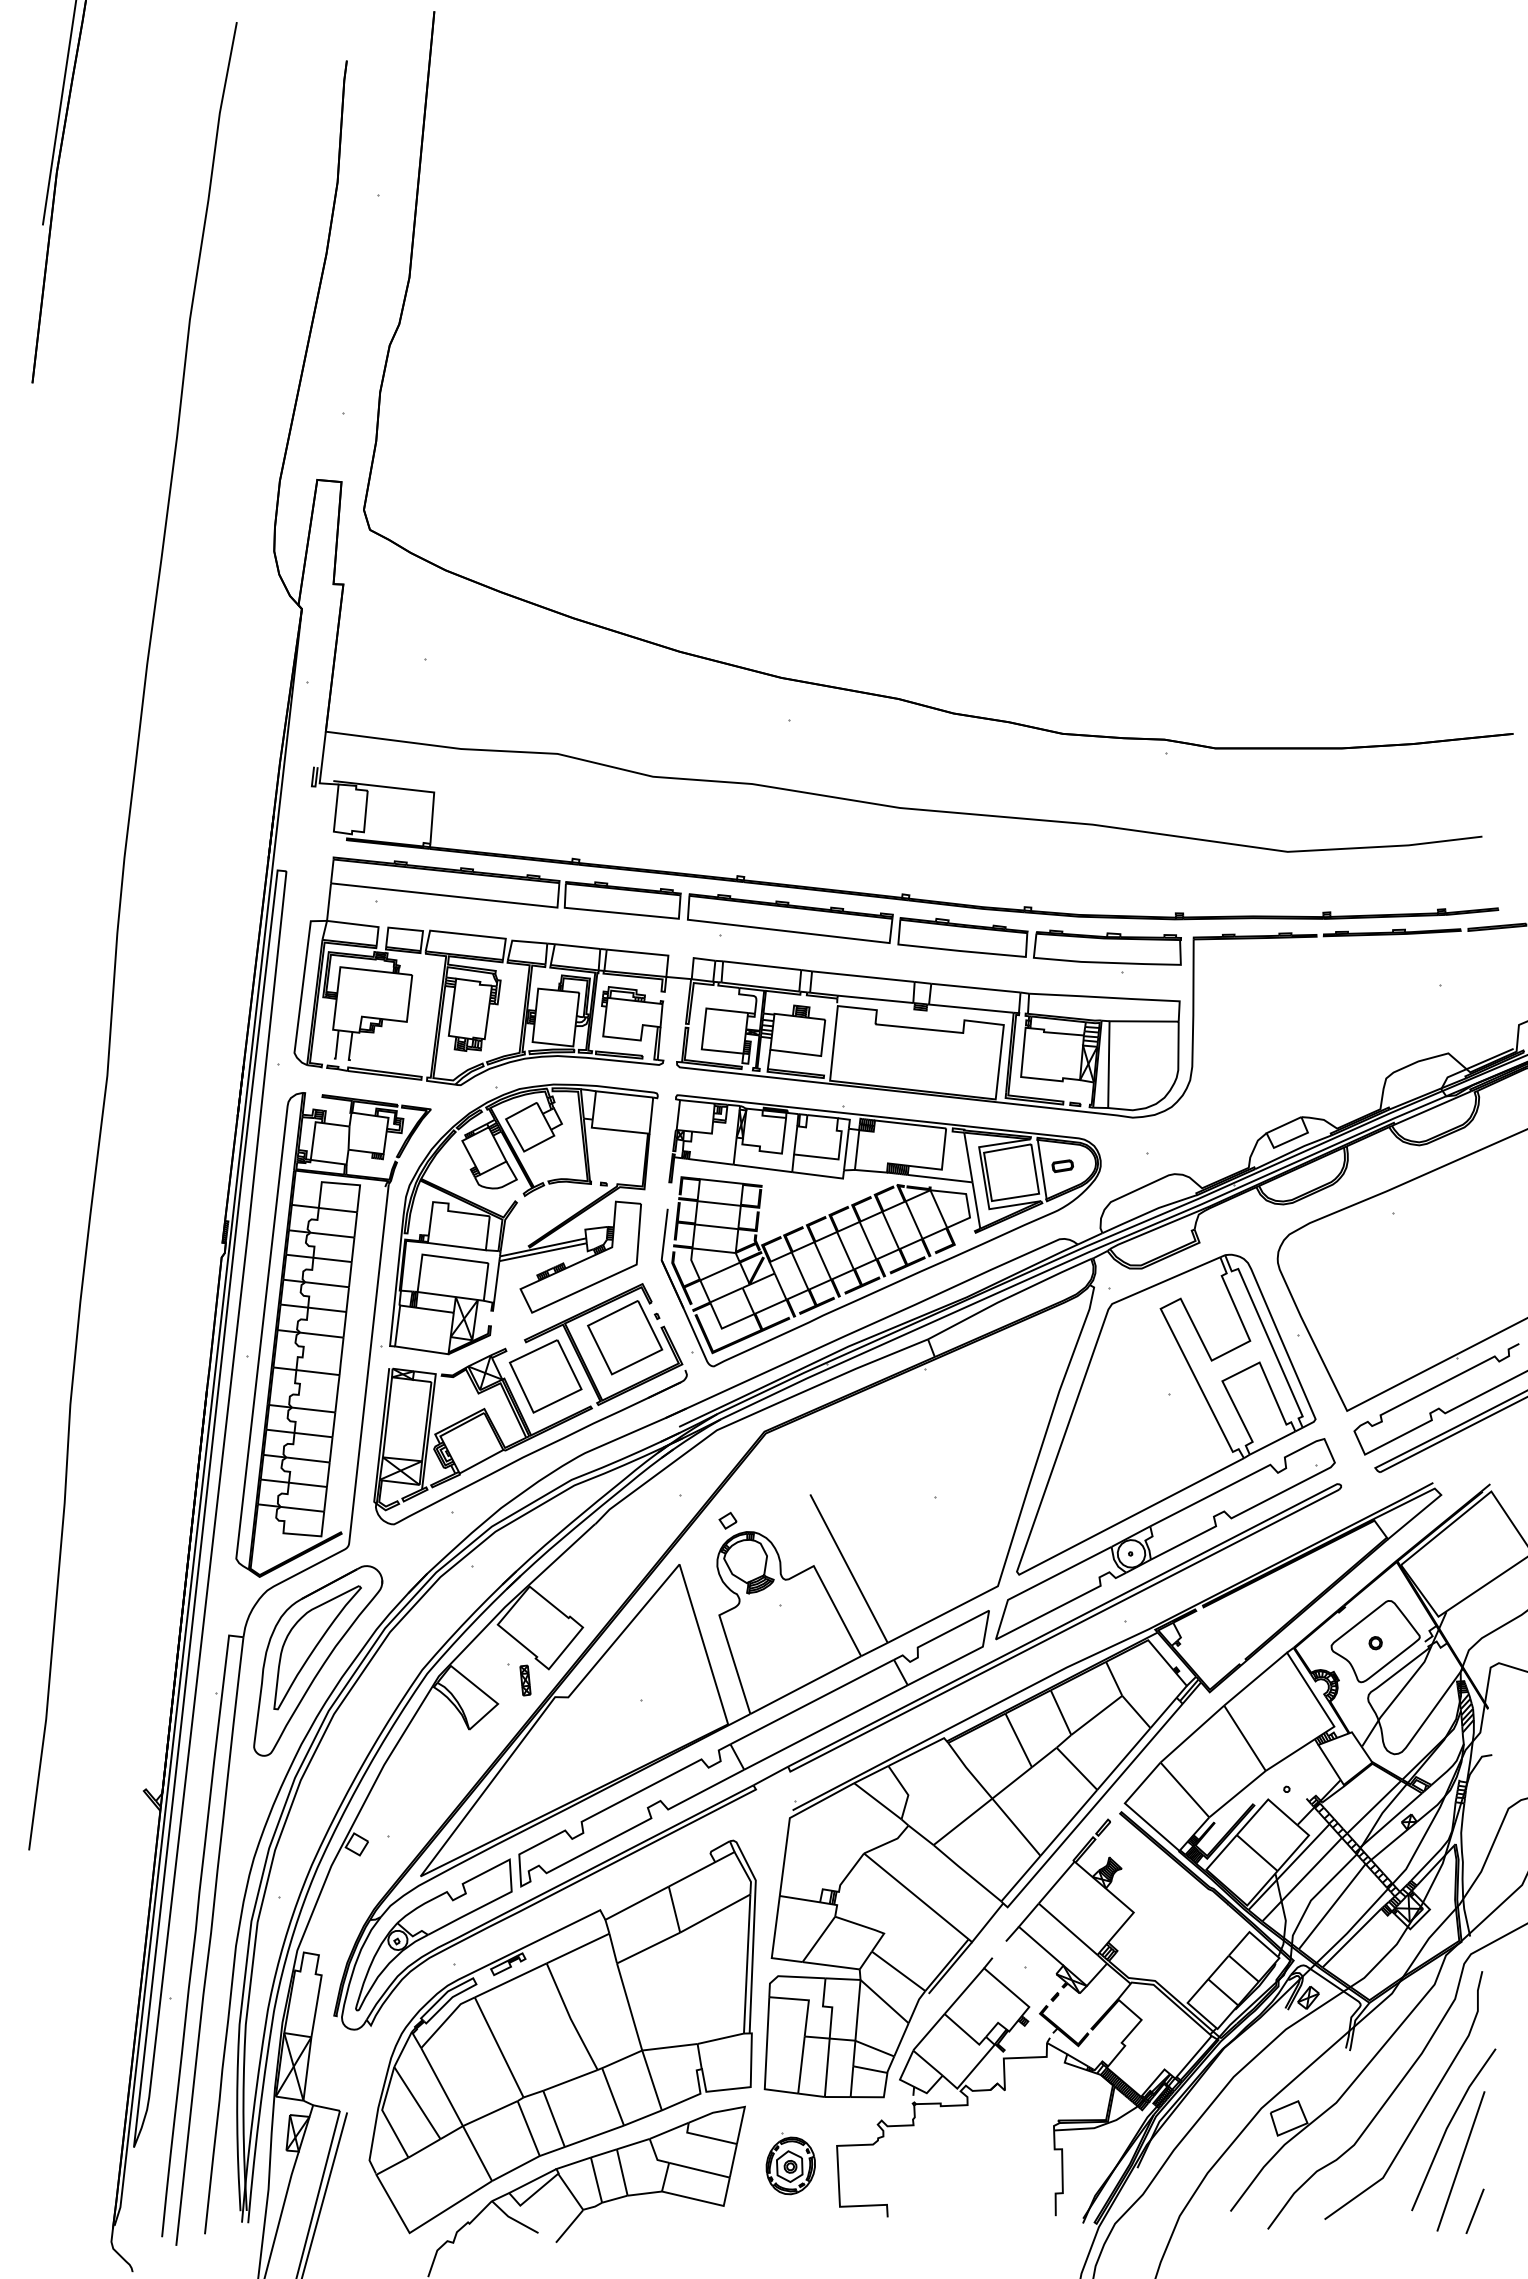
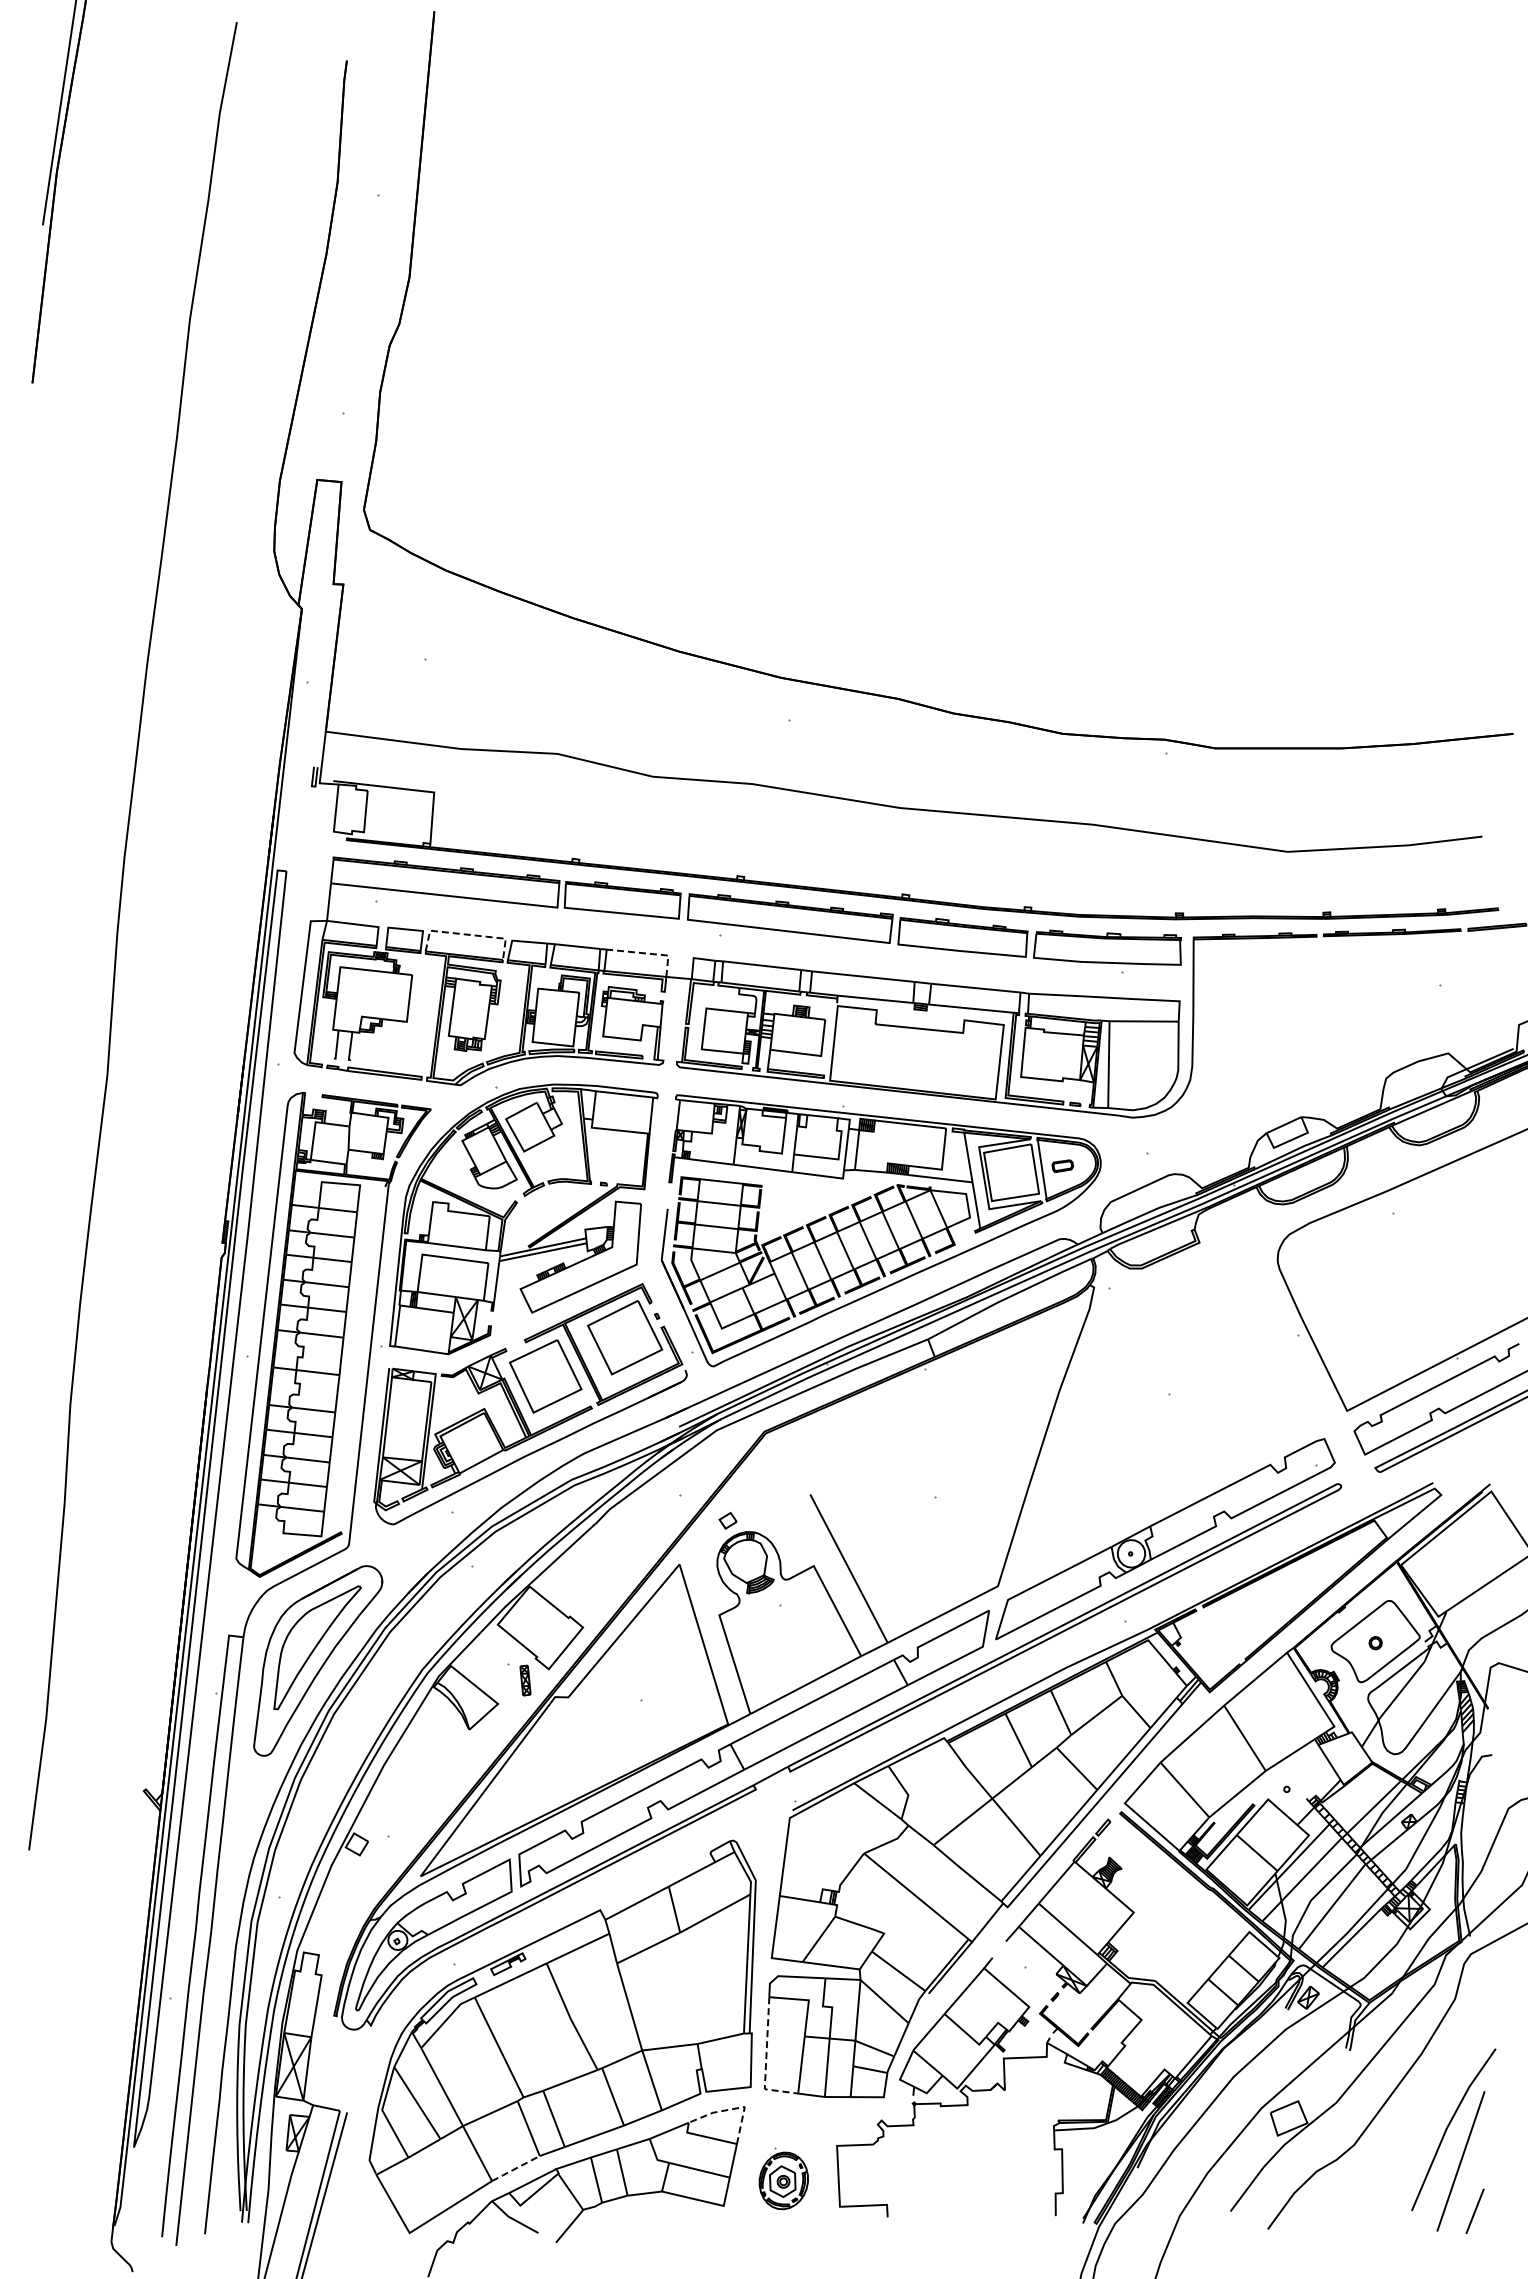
line: solid -> dashed (468, 934)
line: solid -> dashed (648, 953)
part: present -> none (1166, 1414)
line: solid -> dashed (766, 2060)
curve: present -> none (1424, 2106)
line: solid -> dashed (734, 2108)
part position: (790, 2163) -> (783, 2178) (783, 2178)
line: solid -> dashed (515, 2168)
